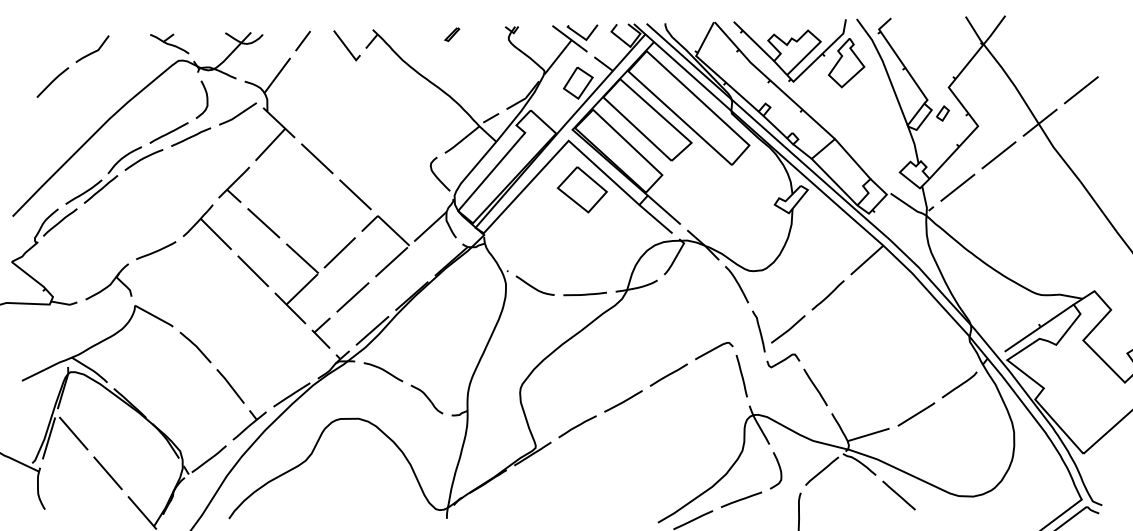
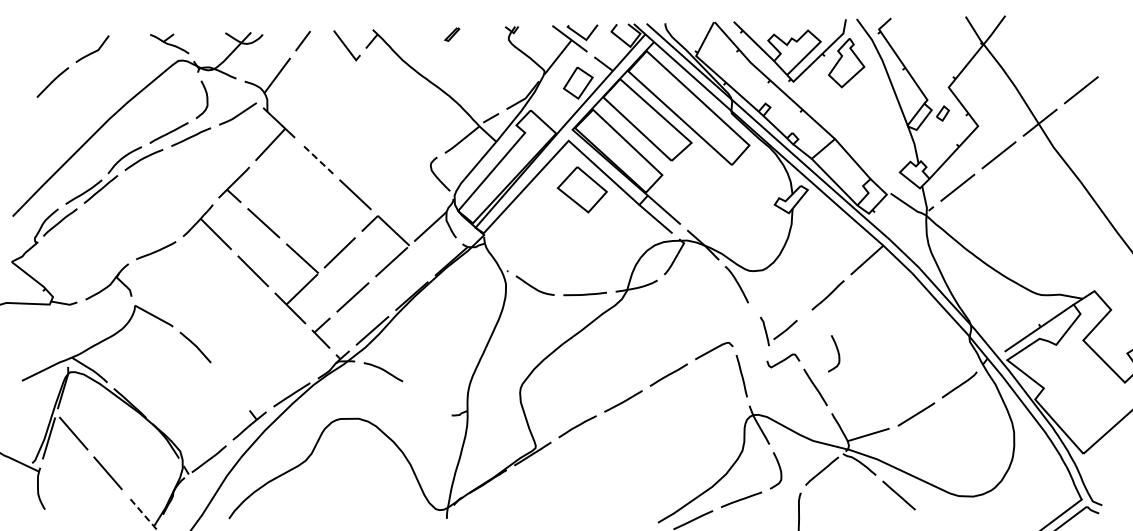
line: solid -> dashed (317, 158)
part size: 54x43 px -> 38x31 px (778, 331)
curve: none -> present (837, 353)
line: present -> none (230, 386)
curve: present -> none (427, 398)
line: solid -> dashed (143, 513)
